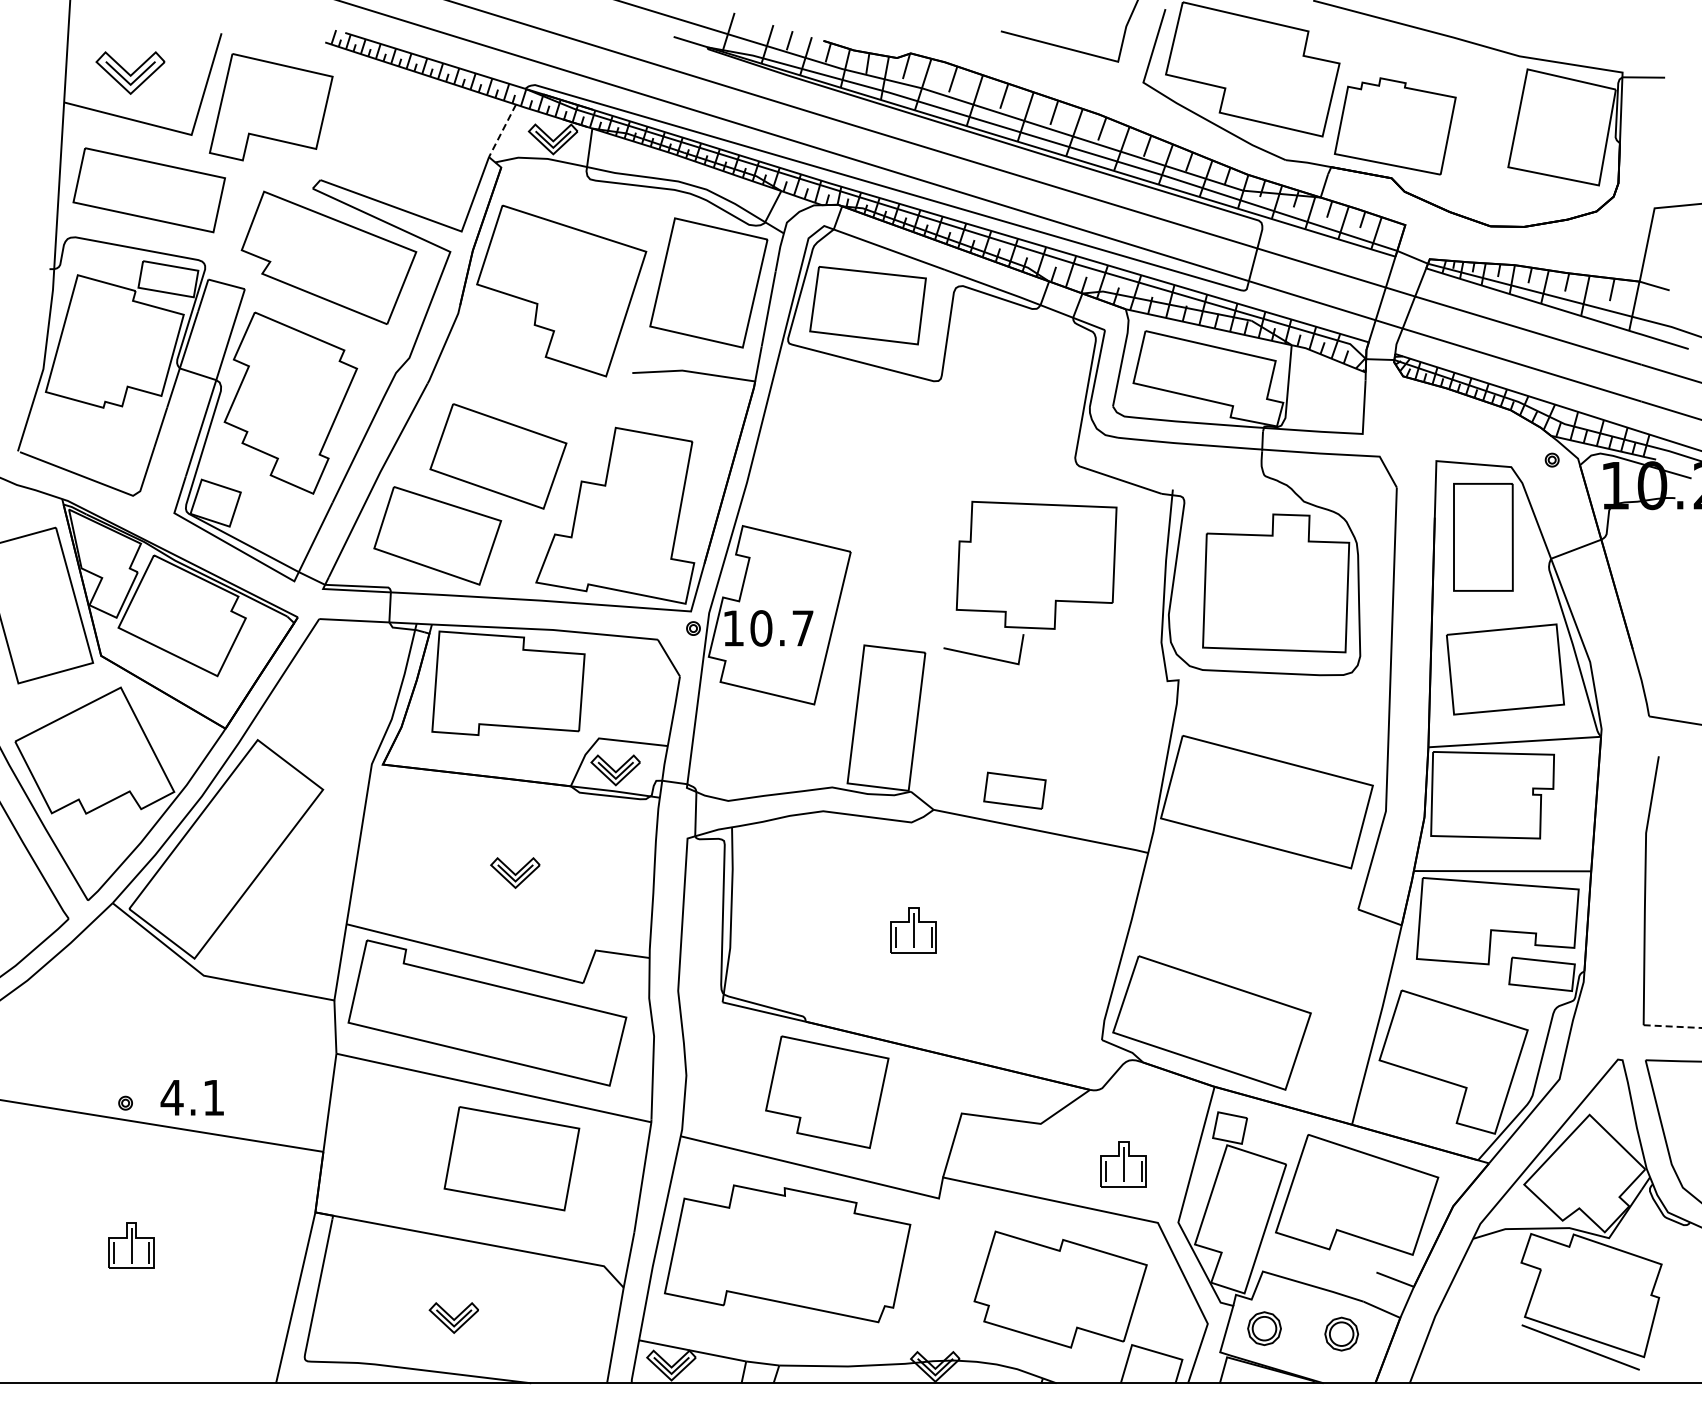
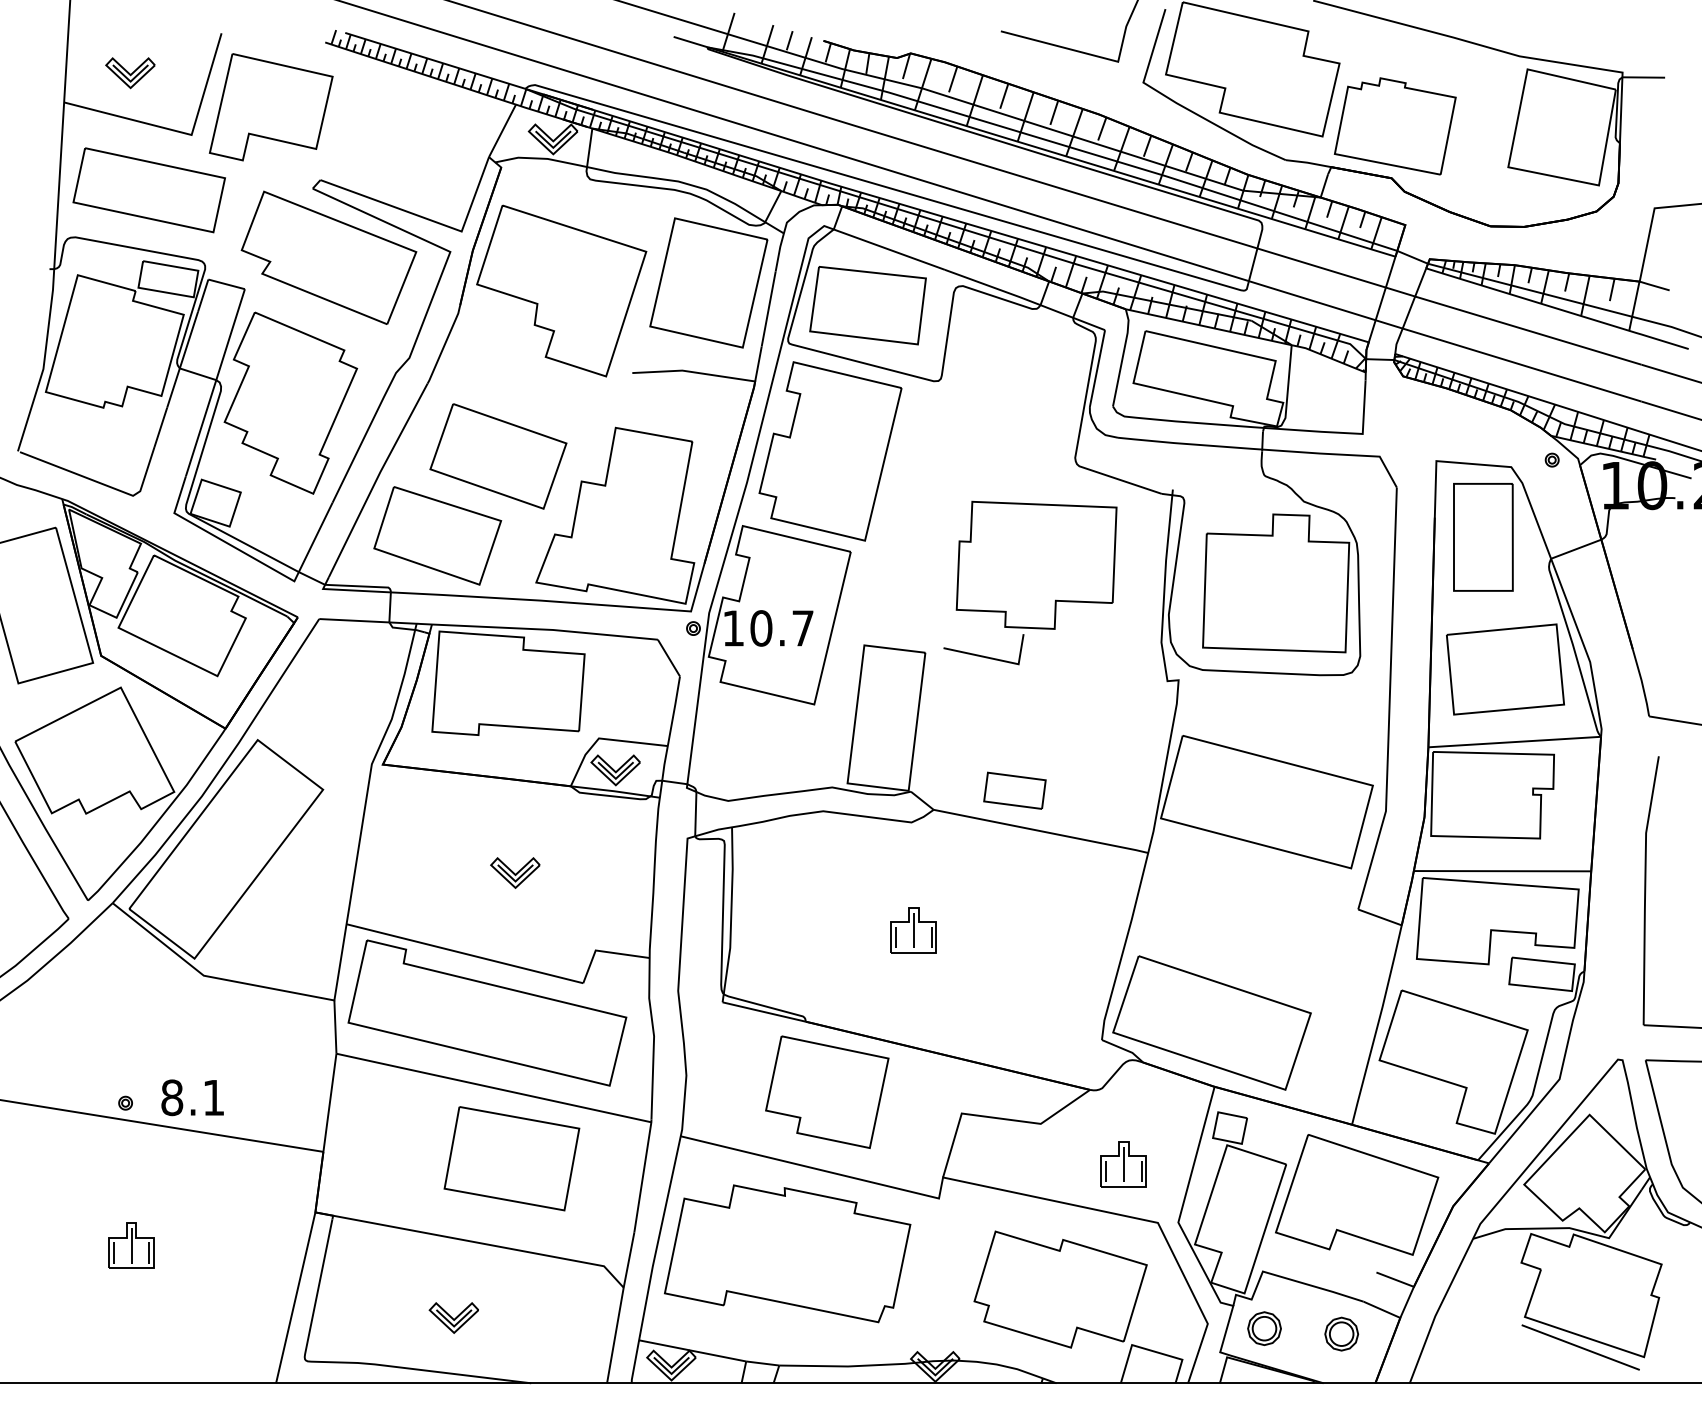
part size: 71x44 px -> 51x33 px (130, 73)
line: dashed -> solid (502, 130)
part: none -> present (830, 451)
line: dashed -> solid (1672, 1026)
text: 4.1 -> 8.1 (171, 1097)
